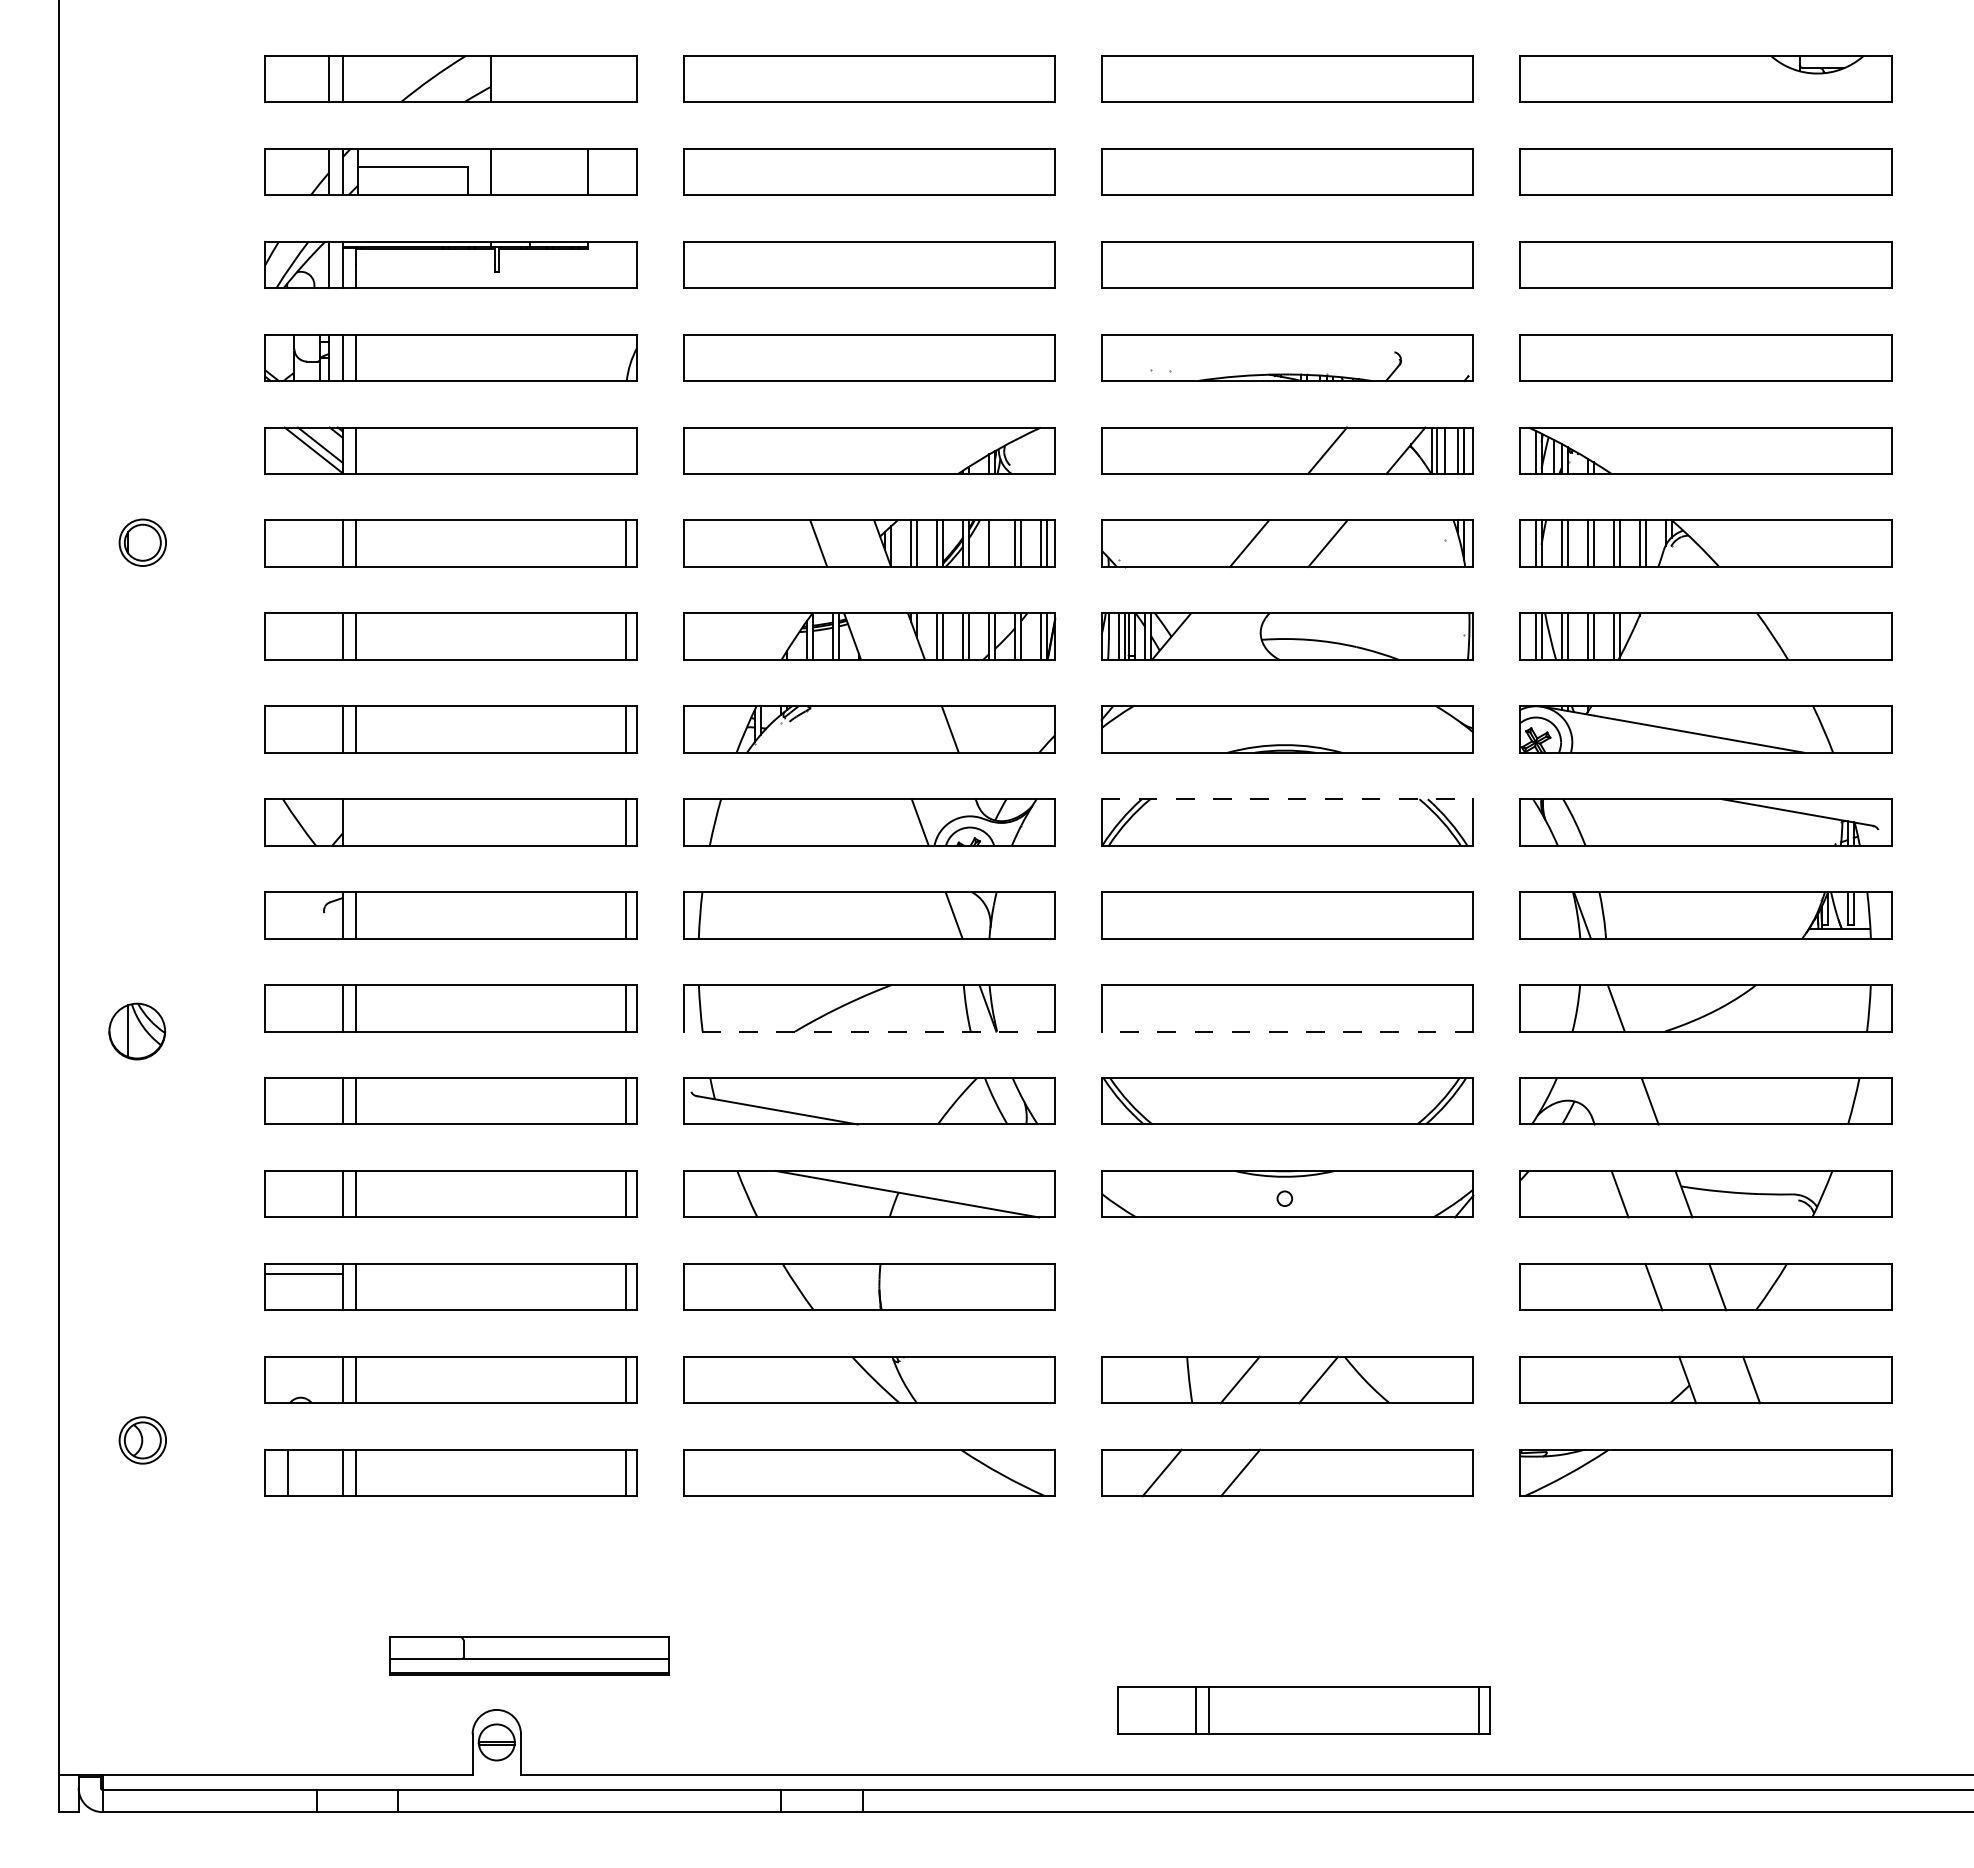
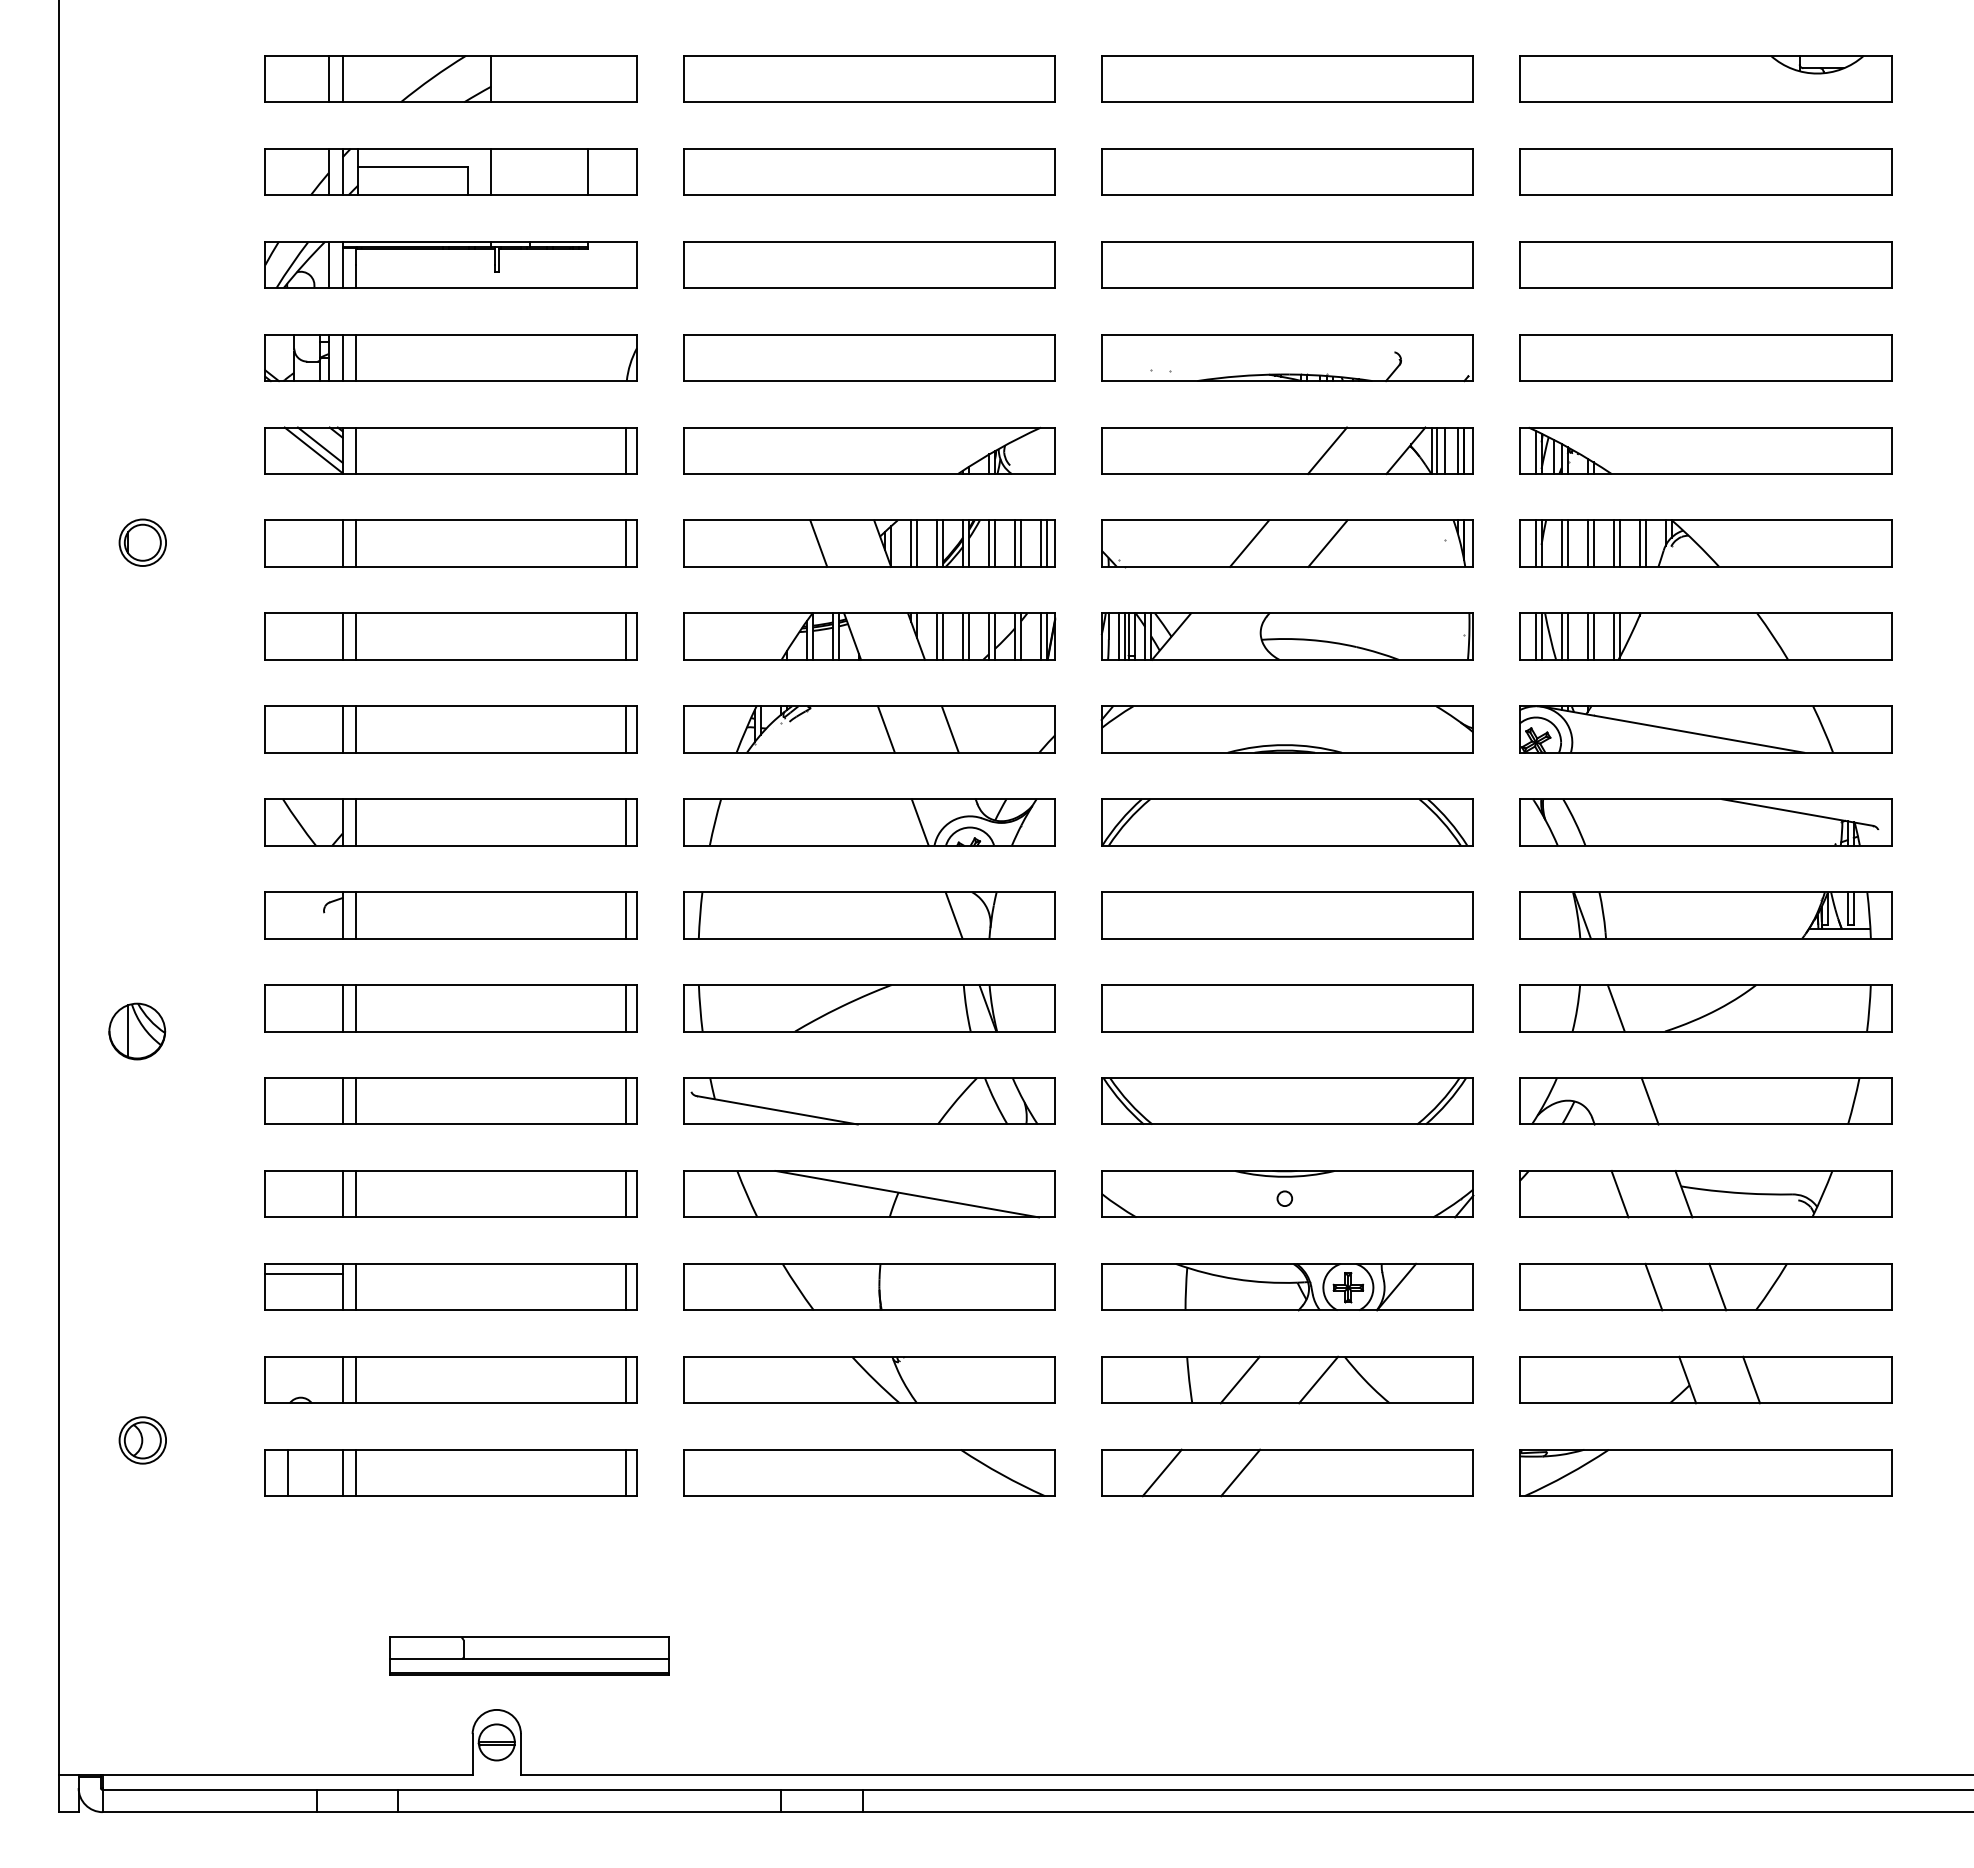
line: none -> present (626, 450)
line: none -> present (995, 543)
line: none -> present (885, 729)
line: dashed -> solid (1287, 799)
line: none -> present (355, 822)
line: dashed -> solid (869, 1031)
line: dashed -> solid (1287, 1031)
part: none -> present (1287, 1286)
part: present -> none (1303, 1710)
